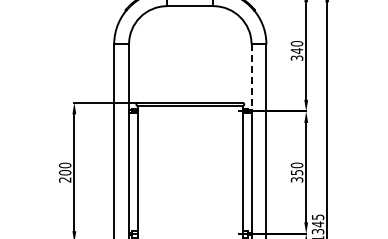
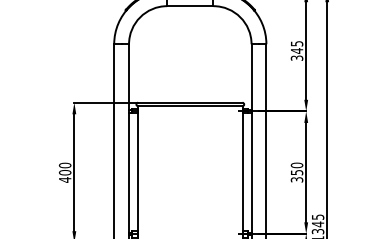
text: 340 -> 345 (296, 43)
line: dashed -> solid (251, 77)
text: 200 -> 400 (64, 179)
